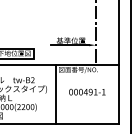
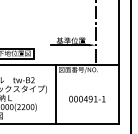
text position: (87, 91) -> (87, 98) (87, 98)
